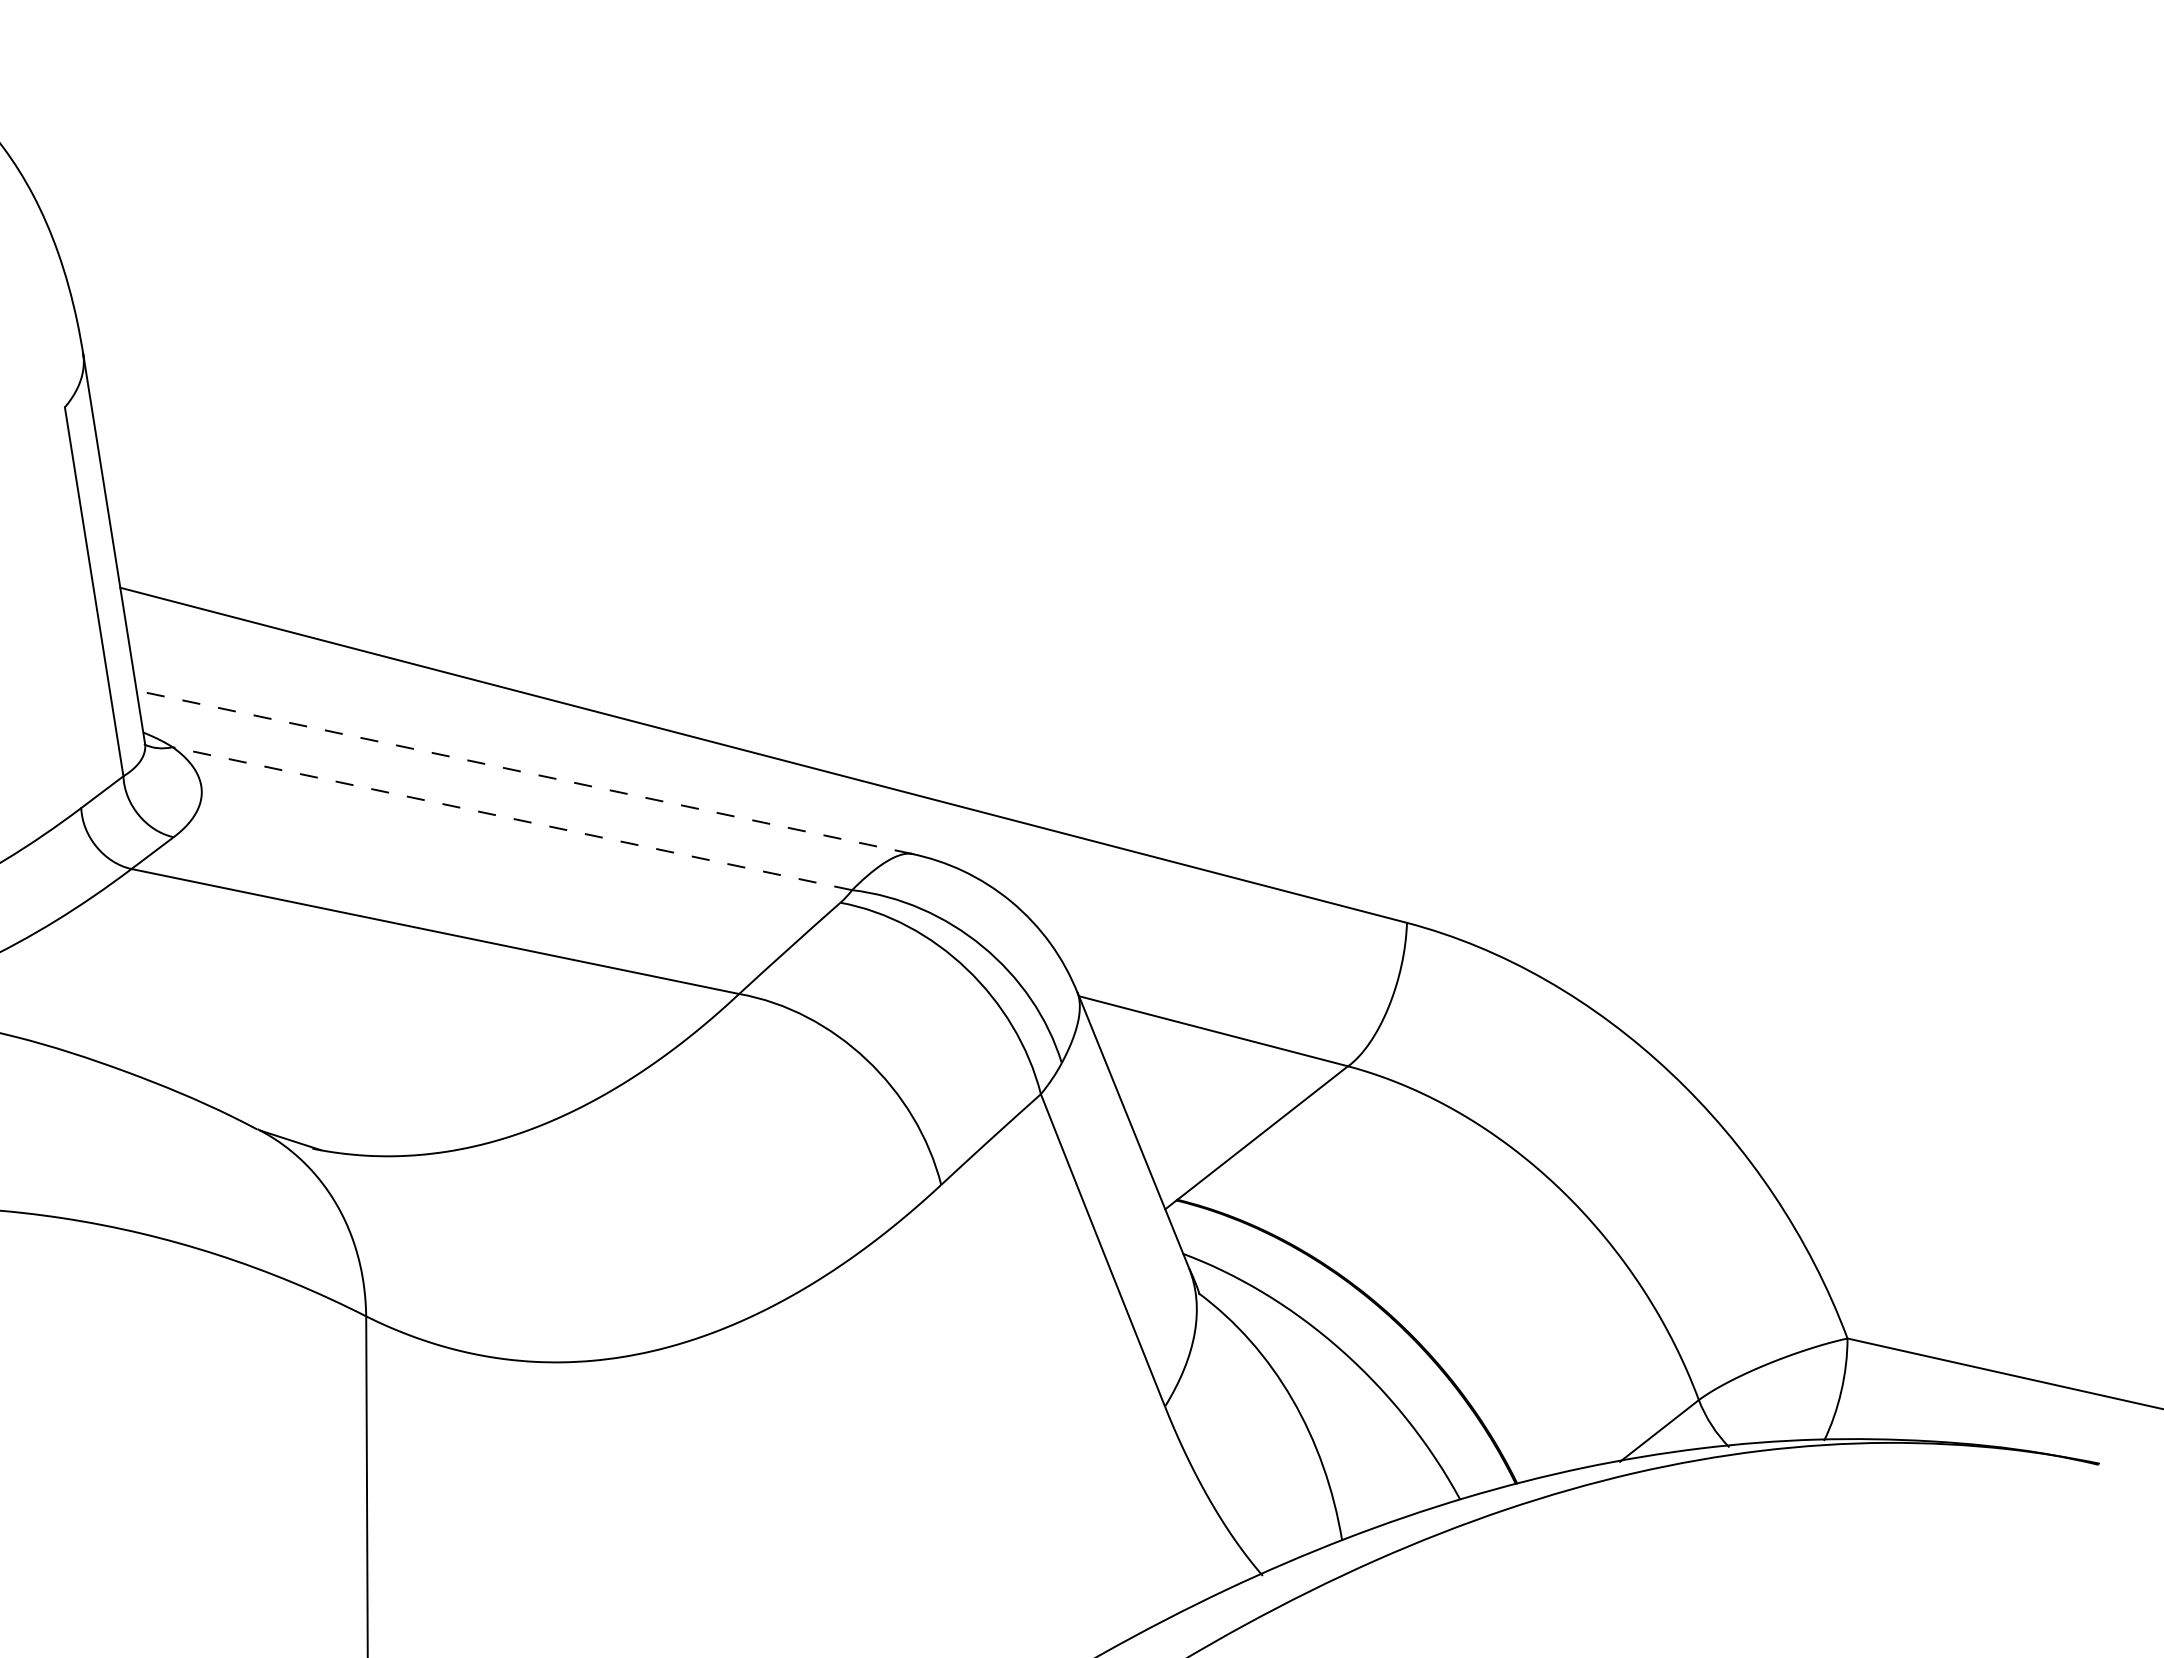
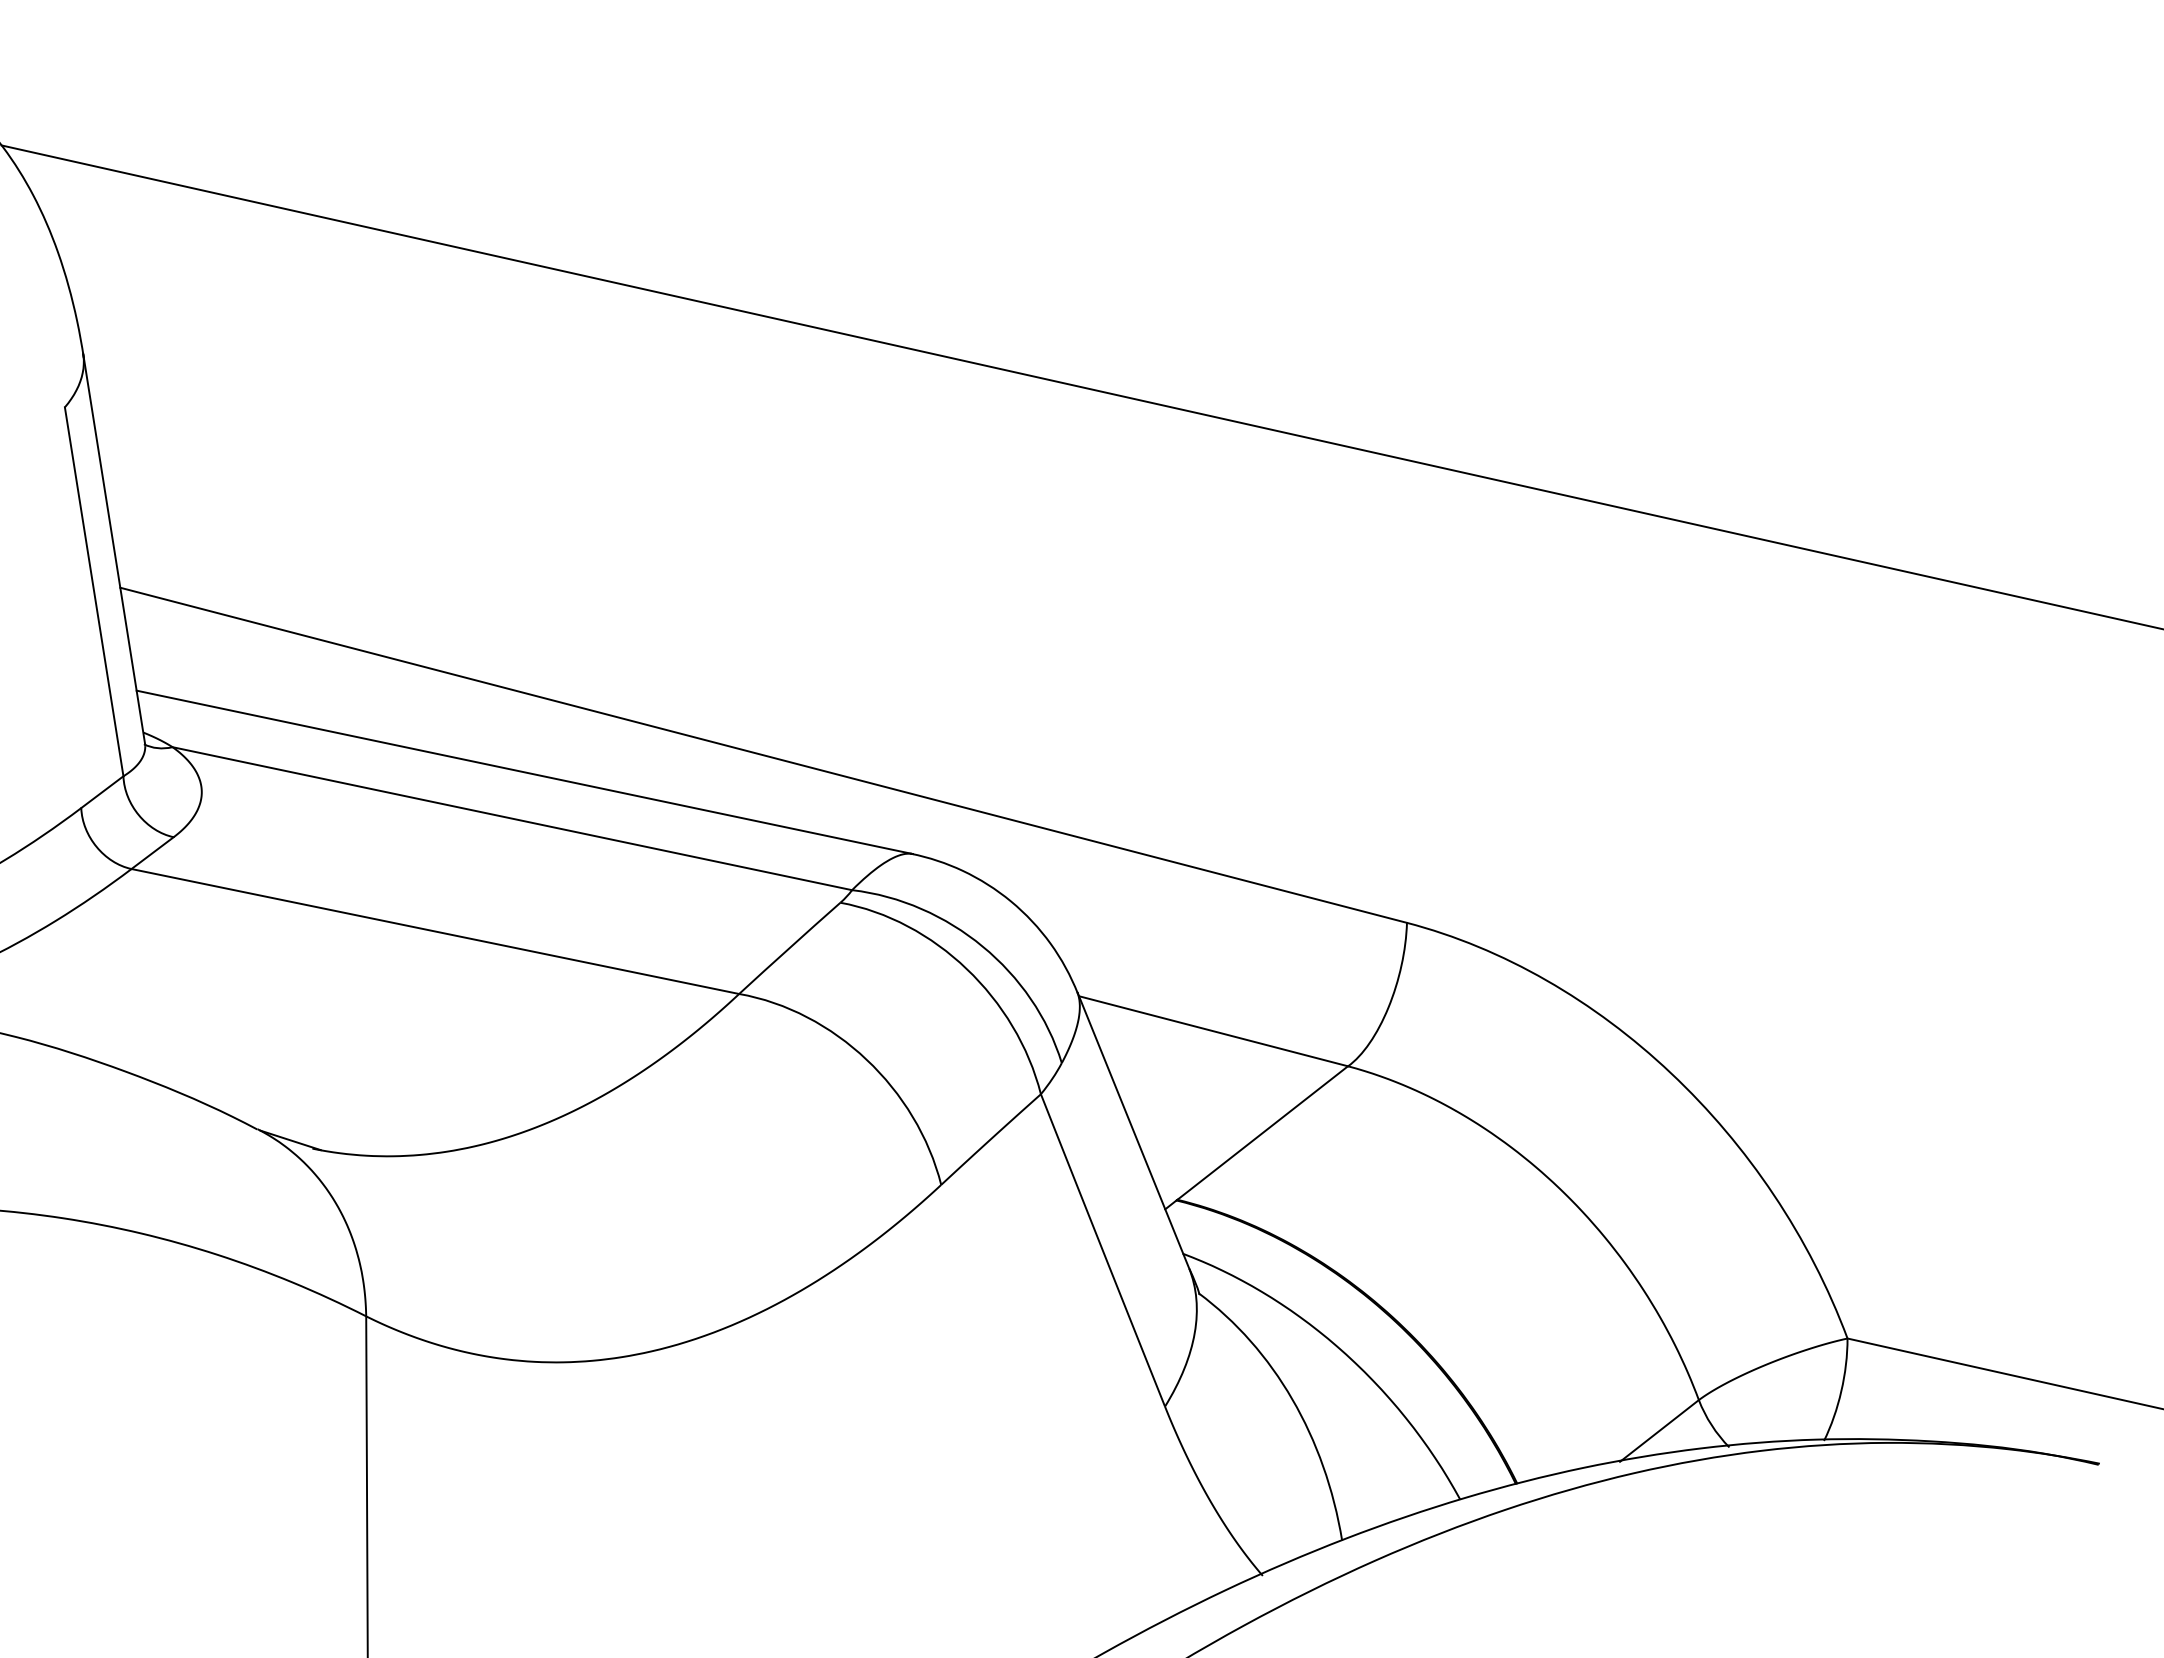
line: none -> present (1081, 386)
line: dashed -> solid (524, 772)
line: dashed -> solid (511, 818)
